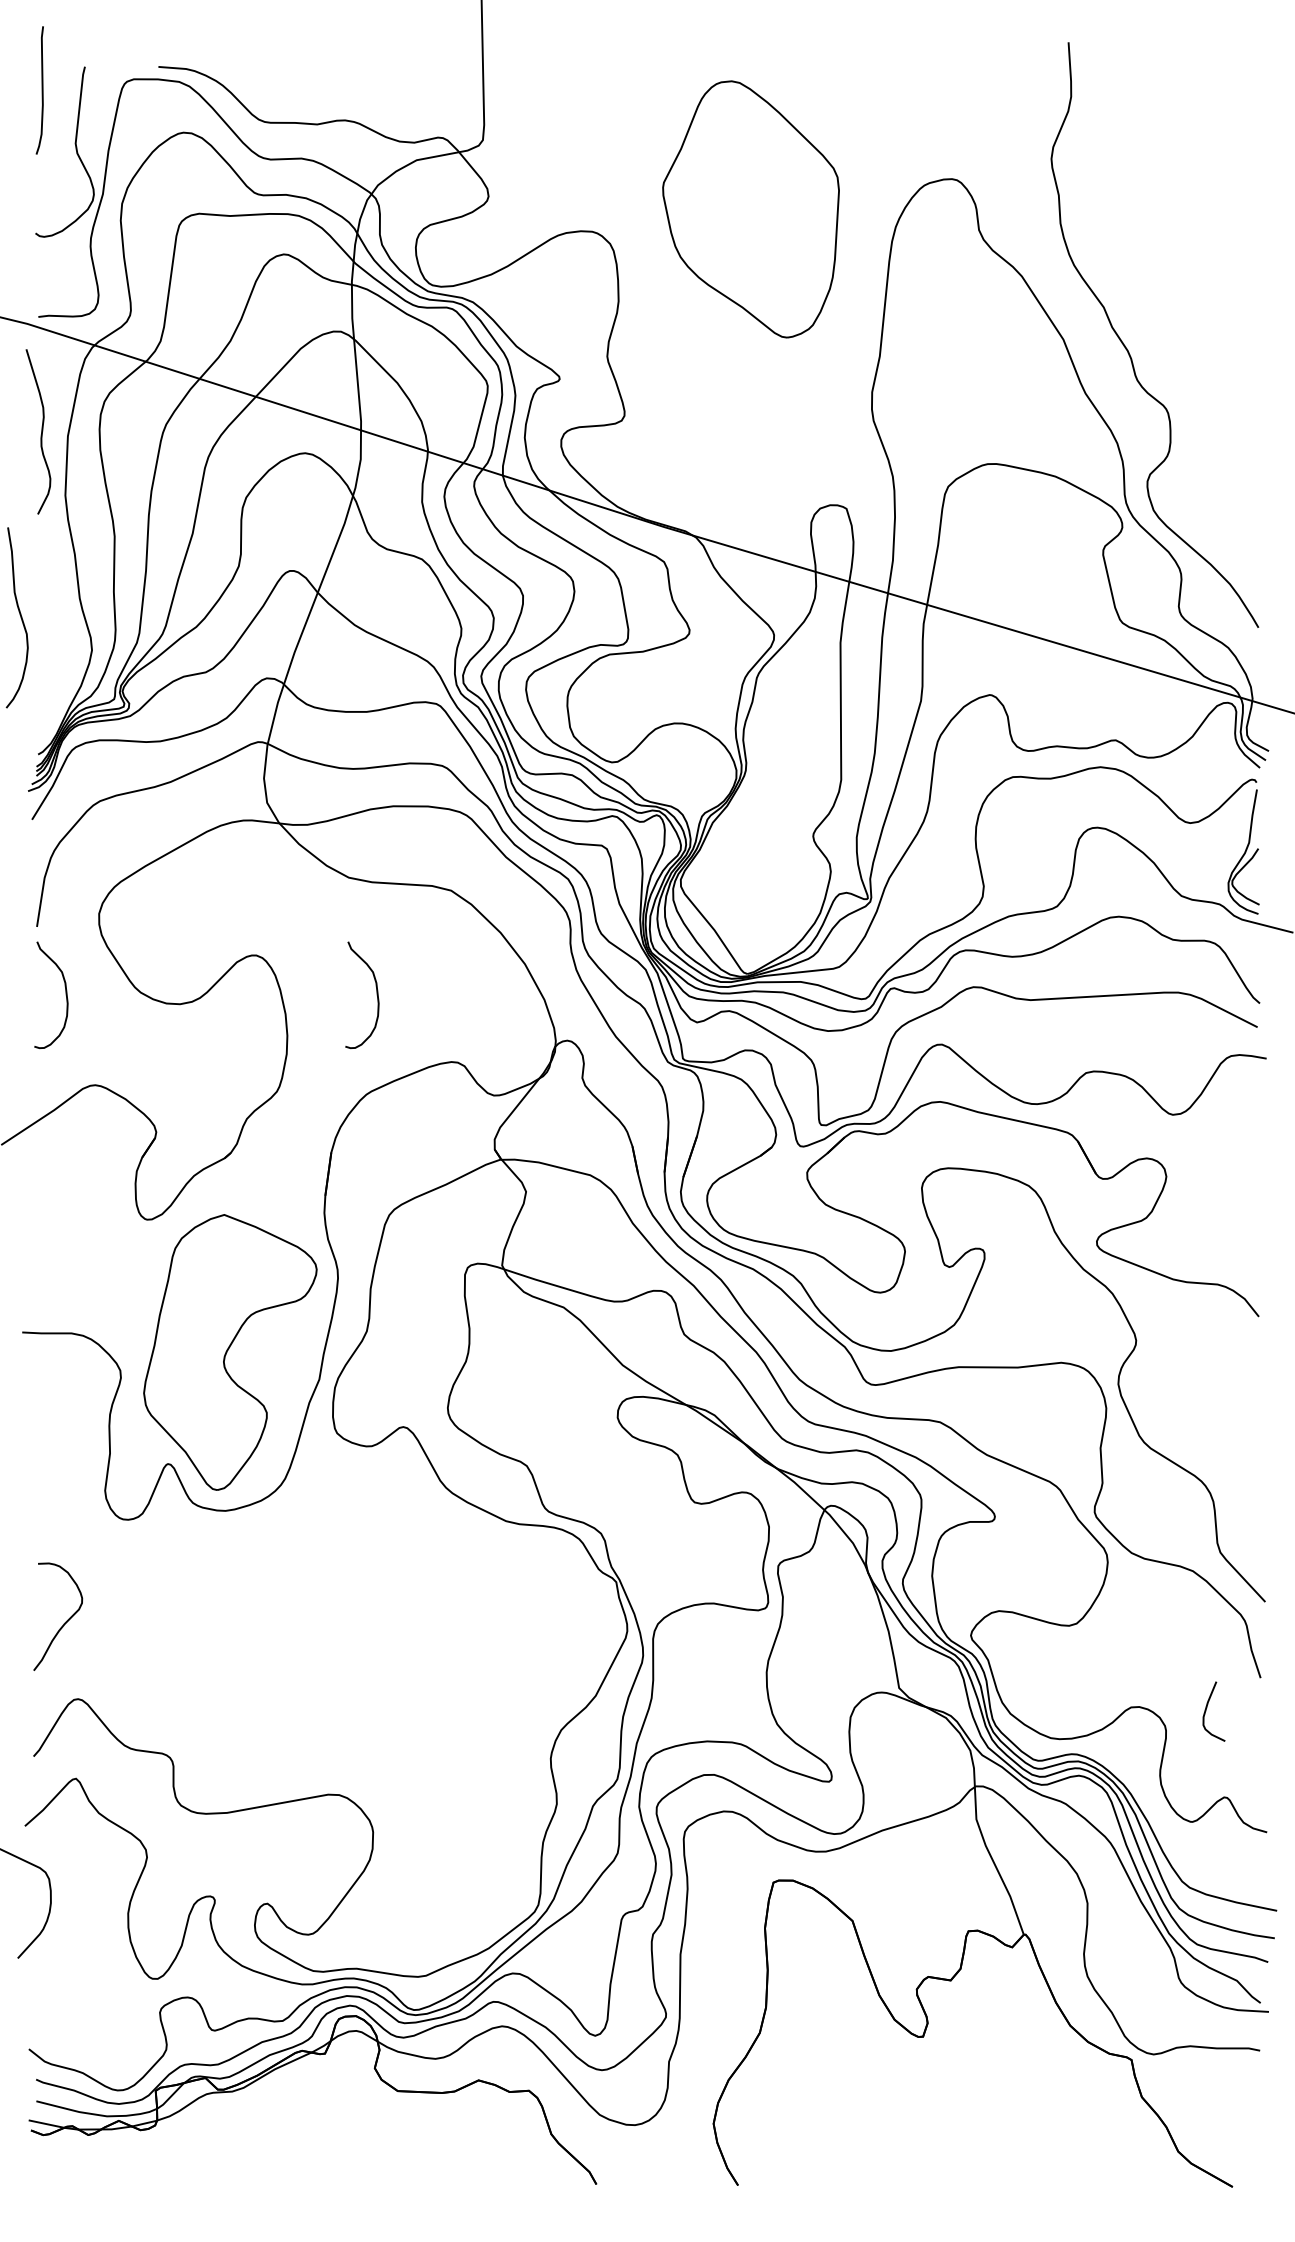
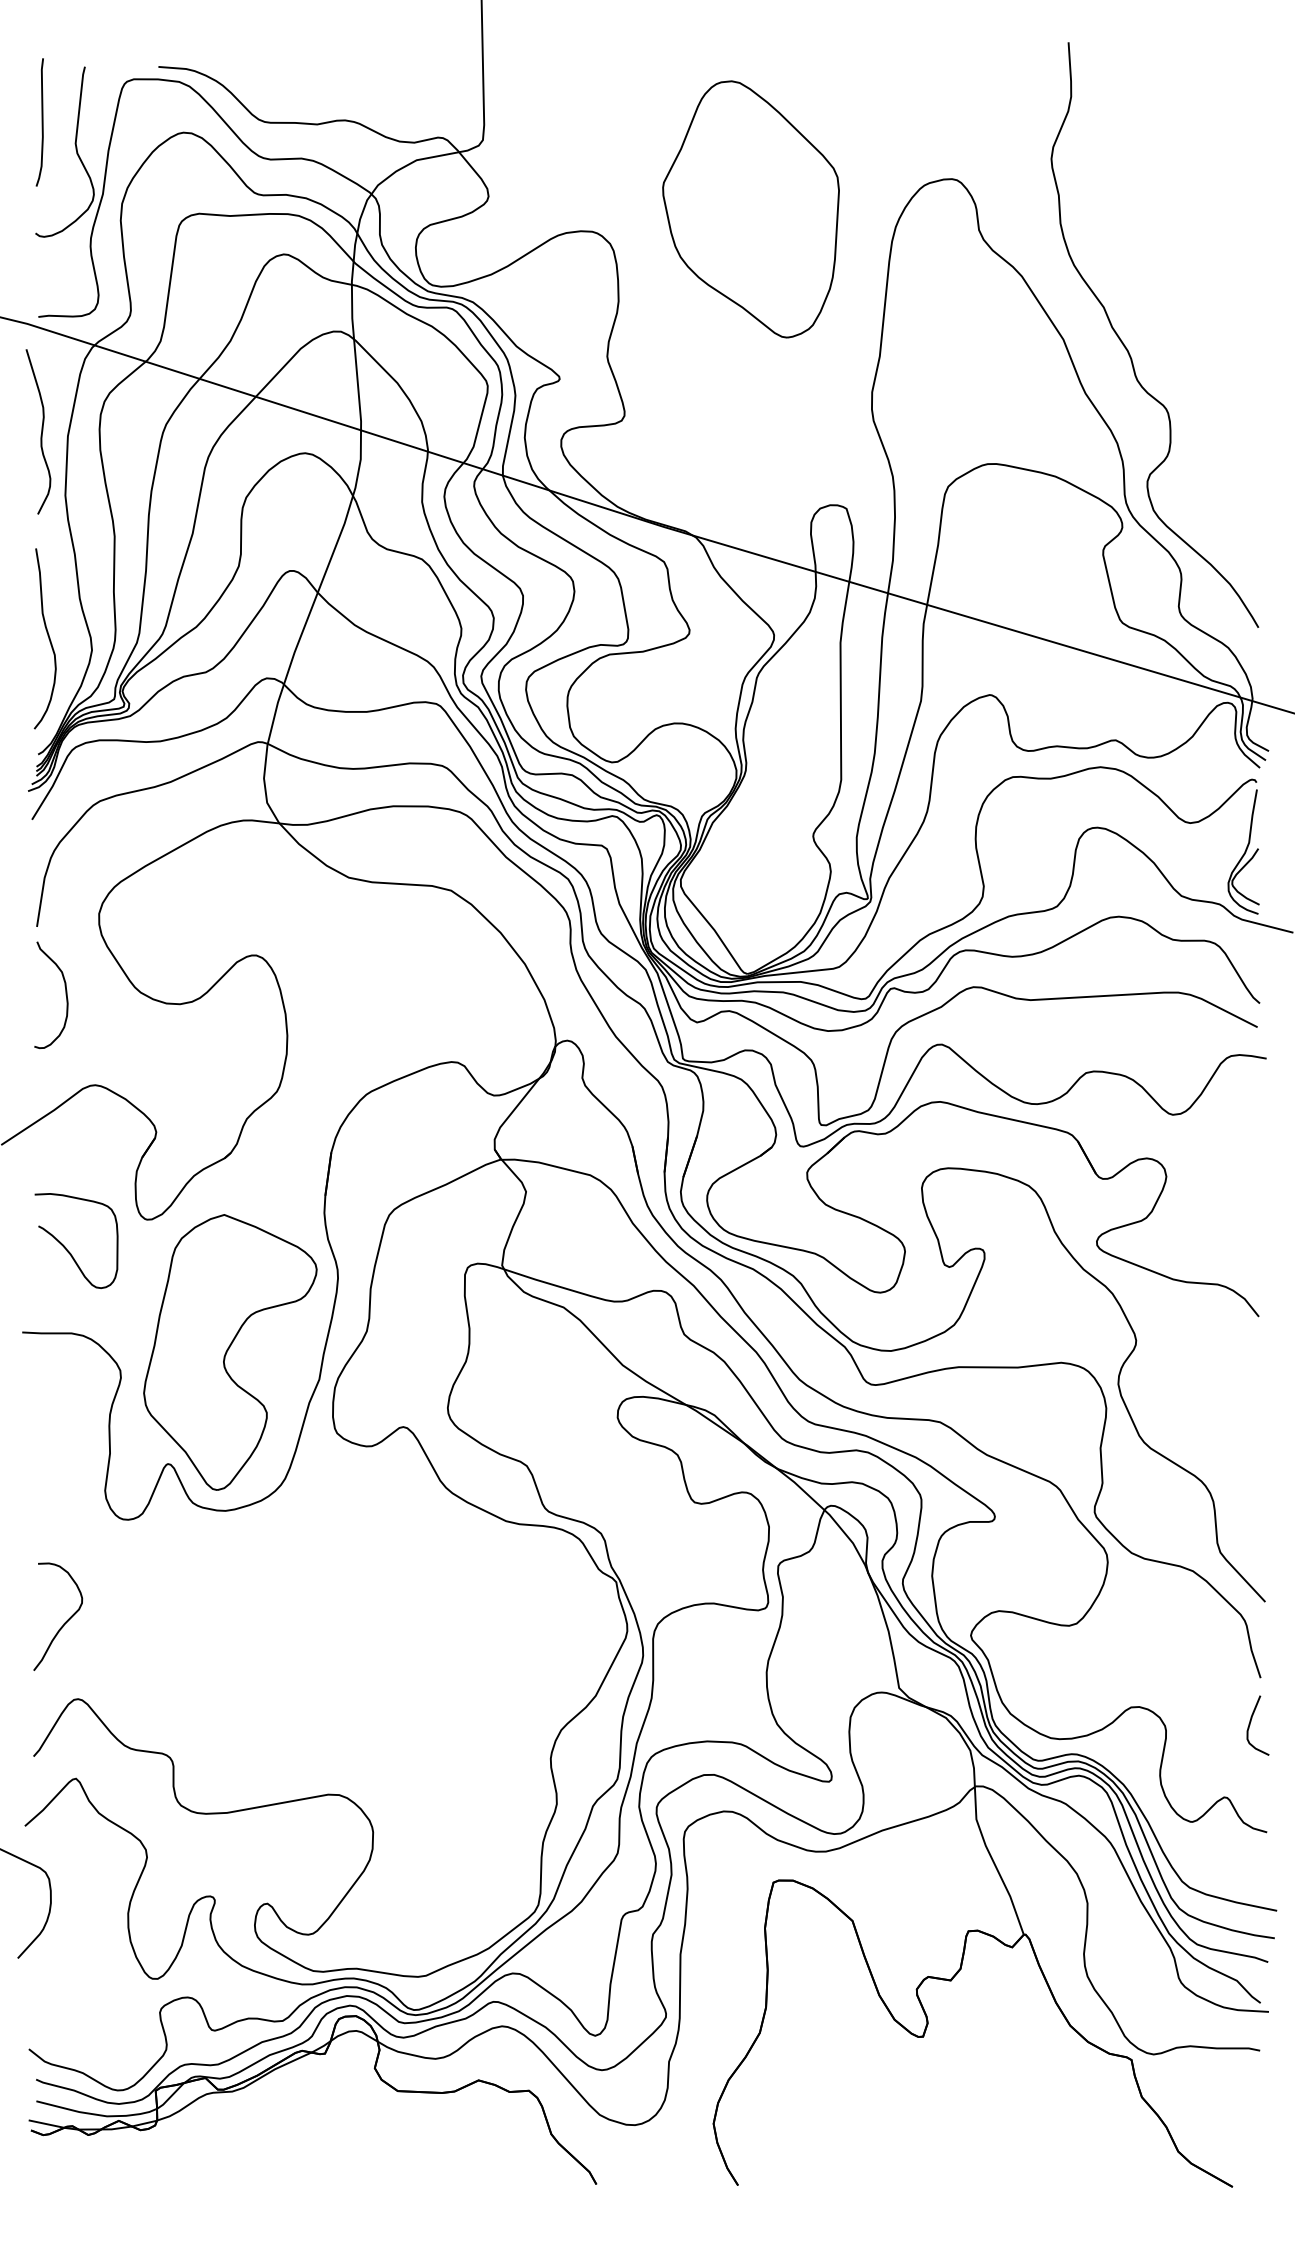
curve position: (41, 90) -> (41, 122) (41, 122)
curve position: (19, 615) -> (47, 636) (47, 636)
curve: present -> none (376, 994)
curve: none -> present (66, 1247)
curve position: (1206, 1711) -> (1250, 1725) (1250, 1725)
